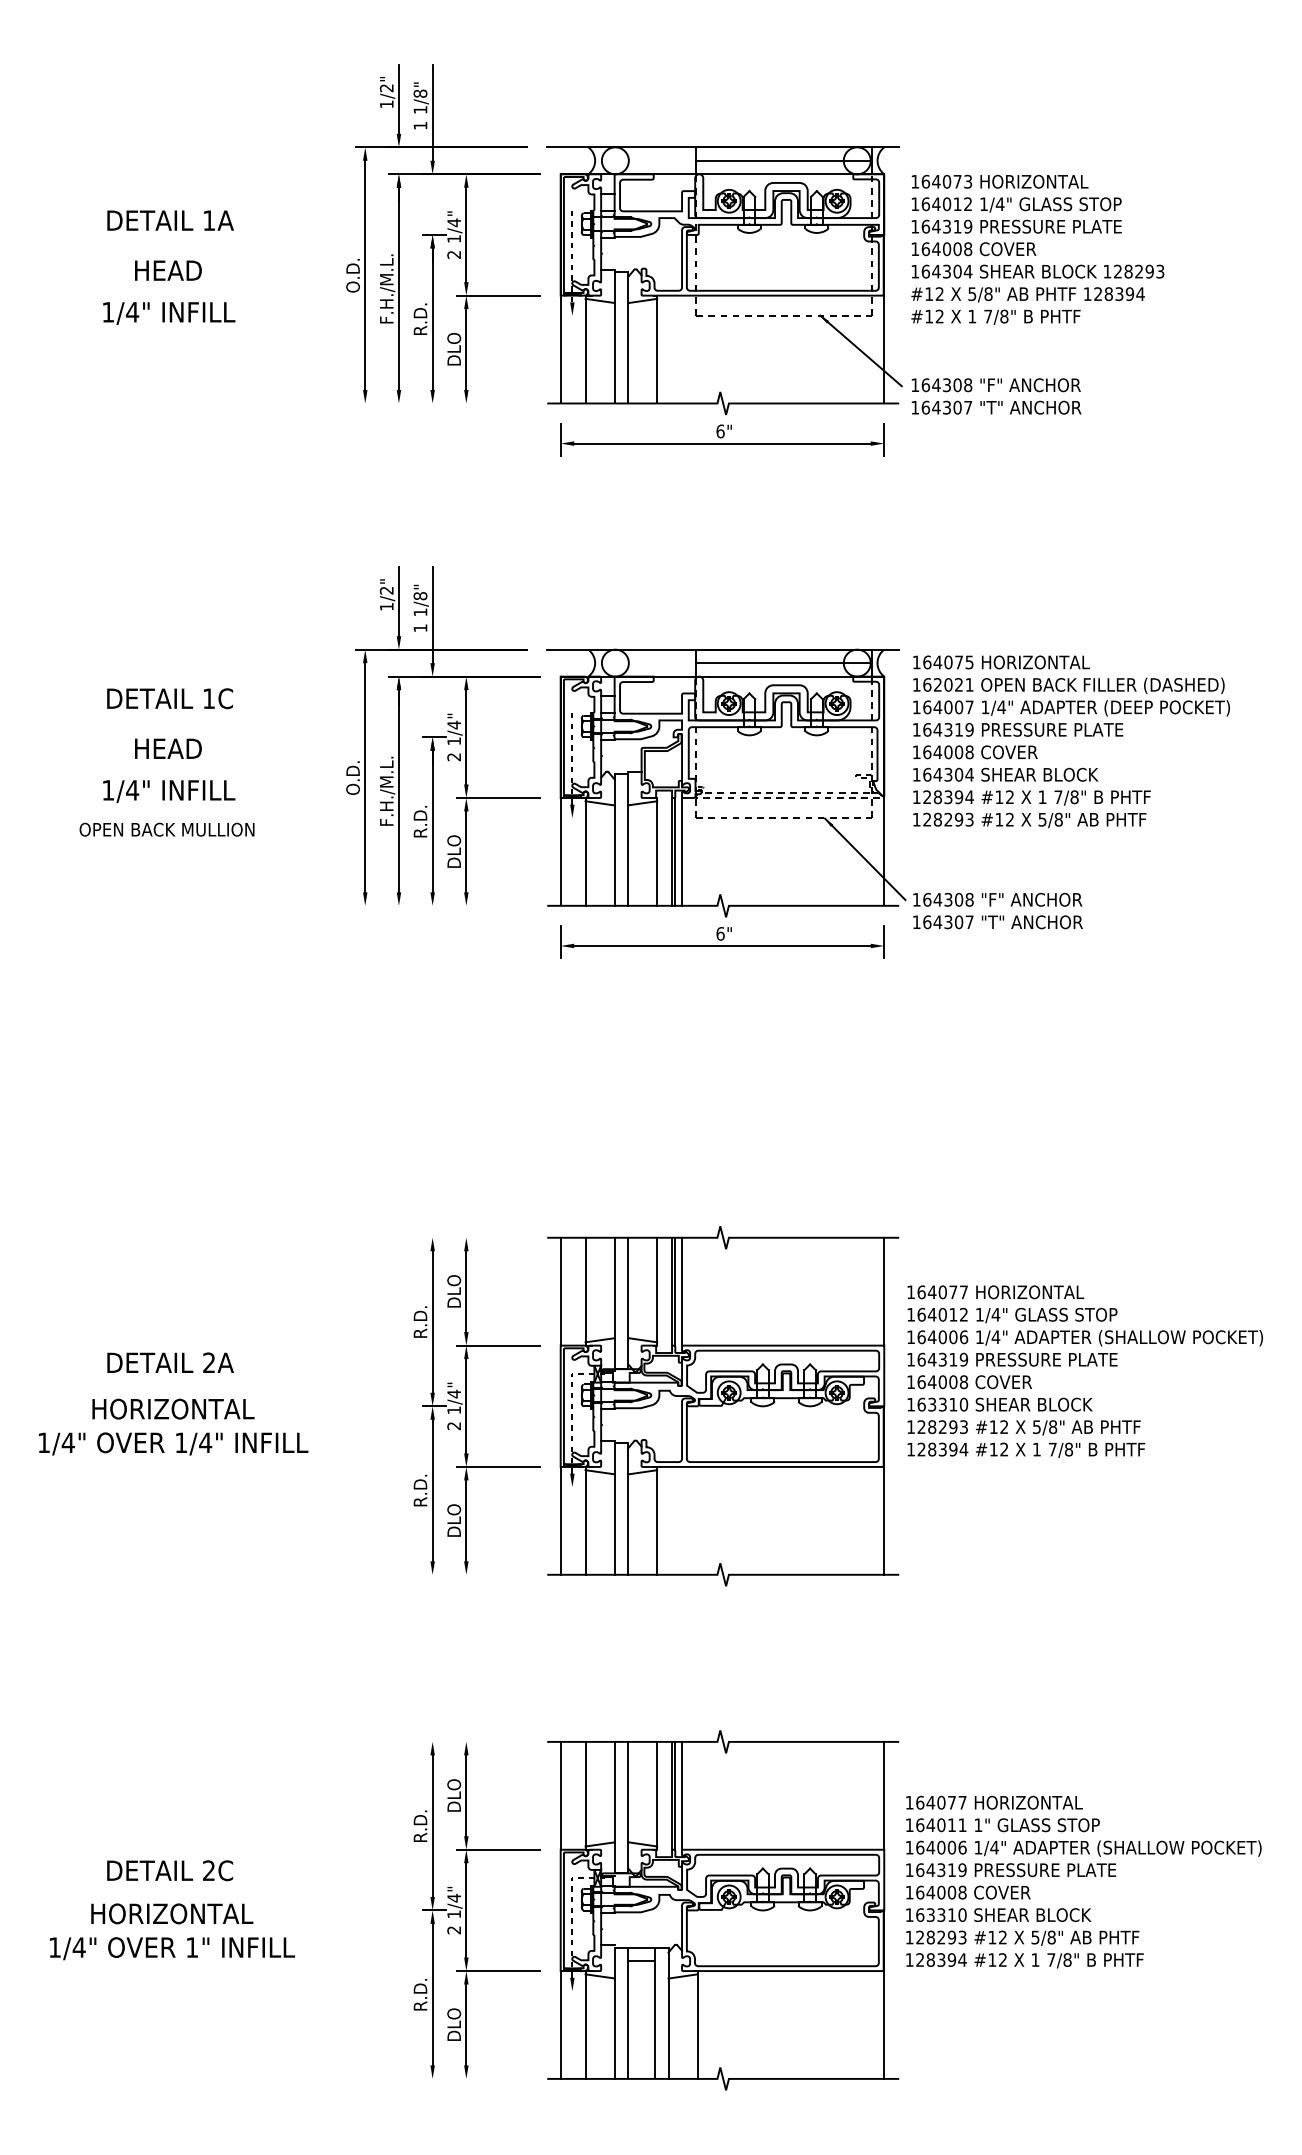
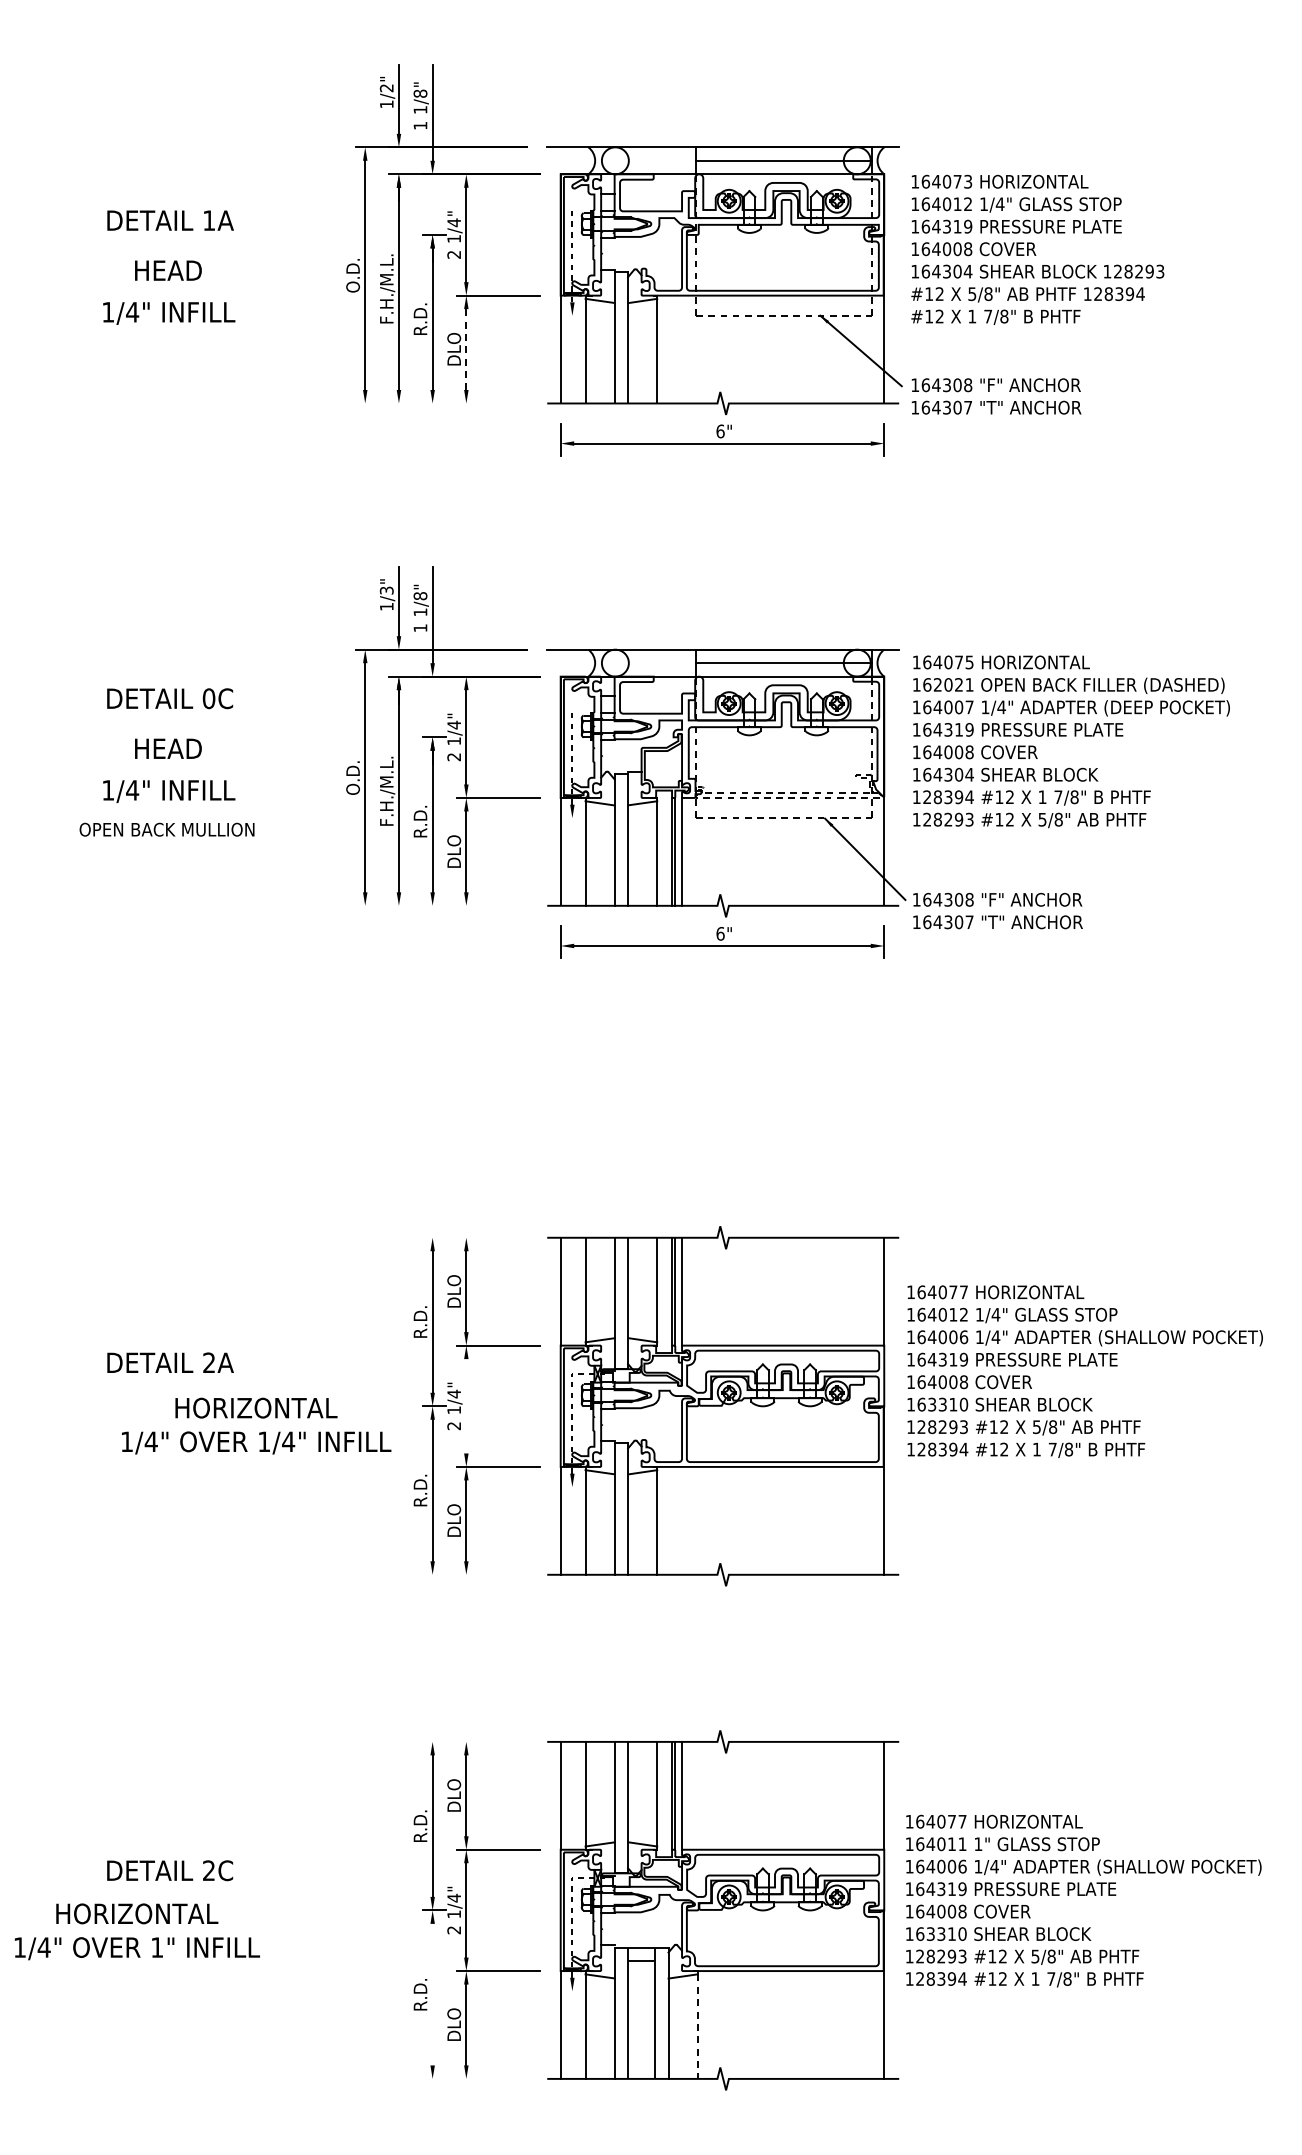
line: solid -> dashed (466, 350)
text: 1/2" -> 1/3" (386, 590)
text: 1C -> 0C (208, 698)
line: present -> none (466, 1406)
text position: (173, 1426) -> (256, 1425) (256, 1425)
text position: (1083, 1881) -> (1083, 1900) (1083, 1900)
text position: (171, 1931) -> (136, 1931) (136, 1931)
line: present -> none (432, 1994)
line: solid -> dashed (697, 2027)
